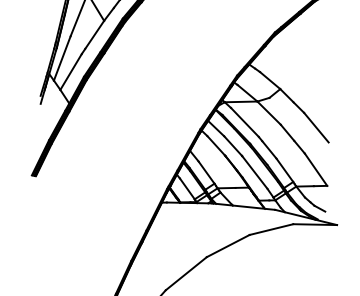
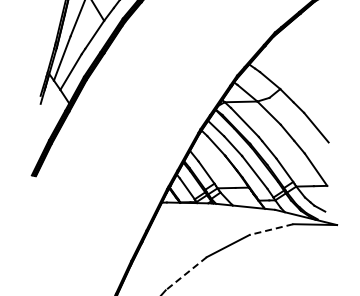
line: solid -> dashed (270, 229)
line: solid -> dashed (185, 274)
